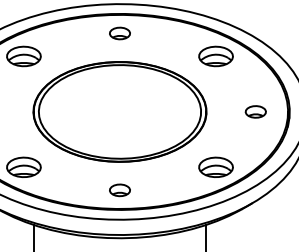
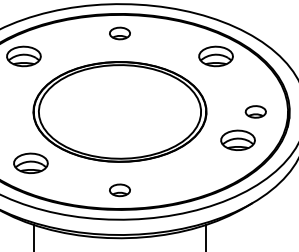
part position: (23, 166) -> (30, 162) (30, 162)
part position: (215, 166) -> (237, 139) (237, 139)
